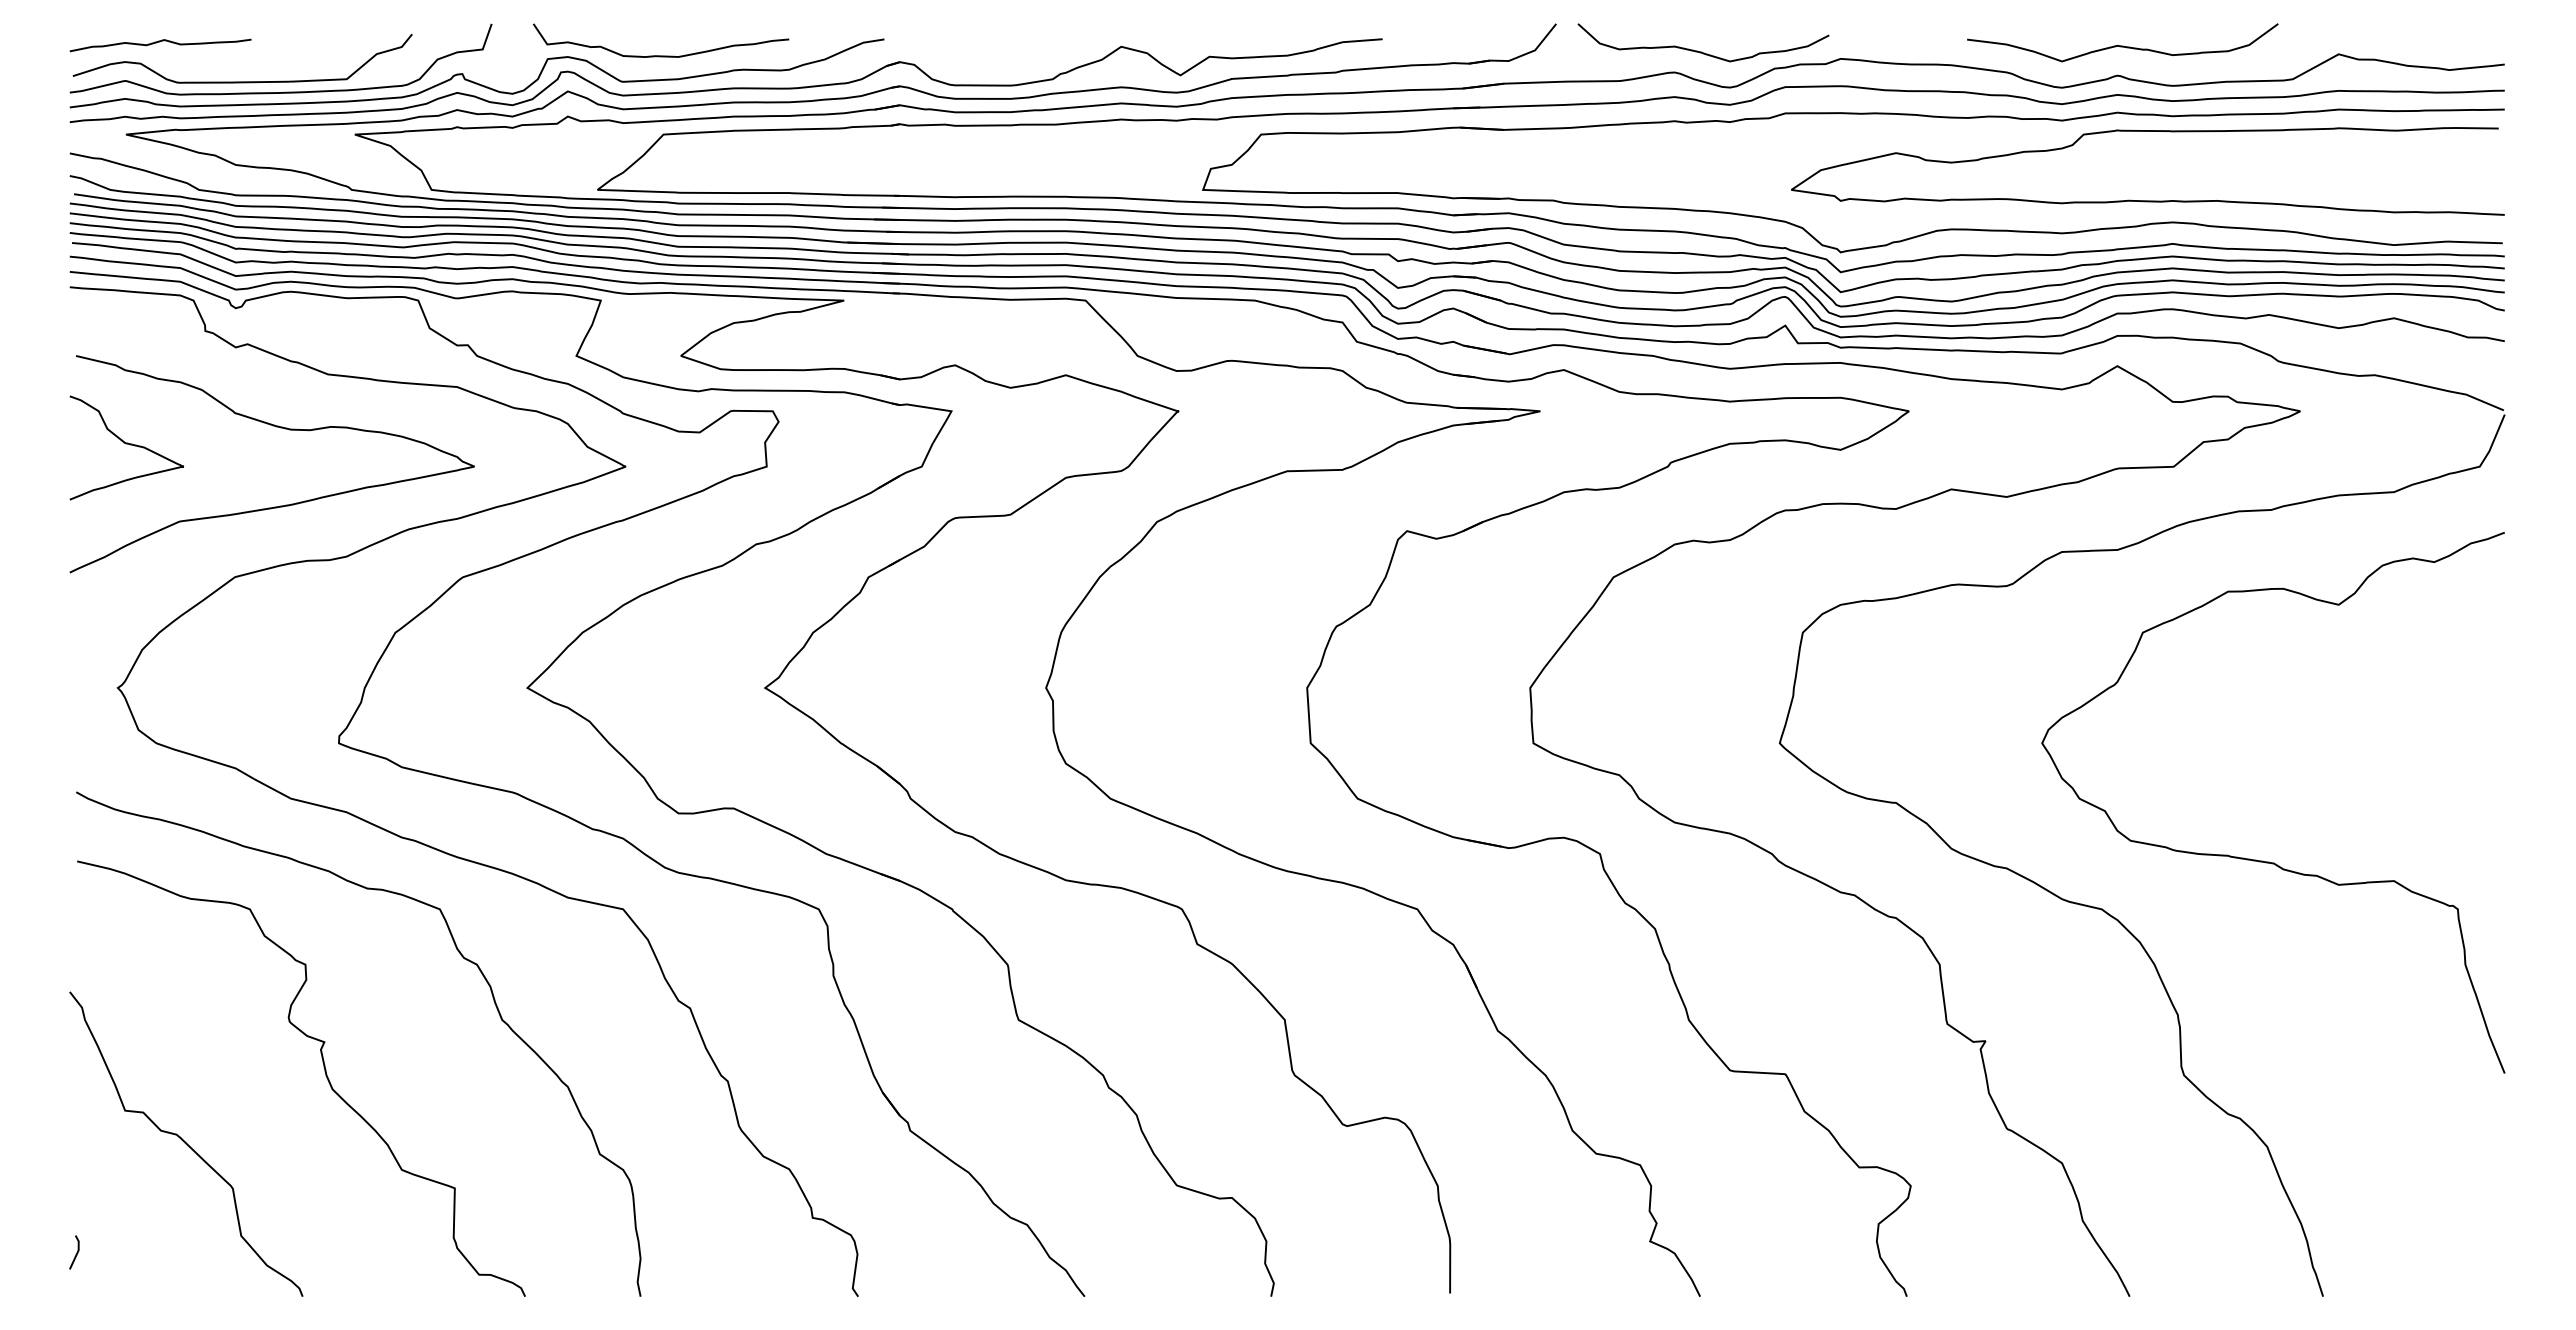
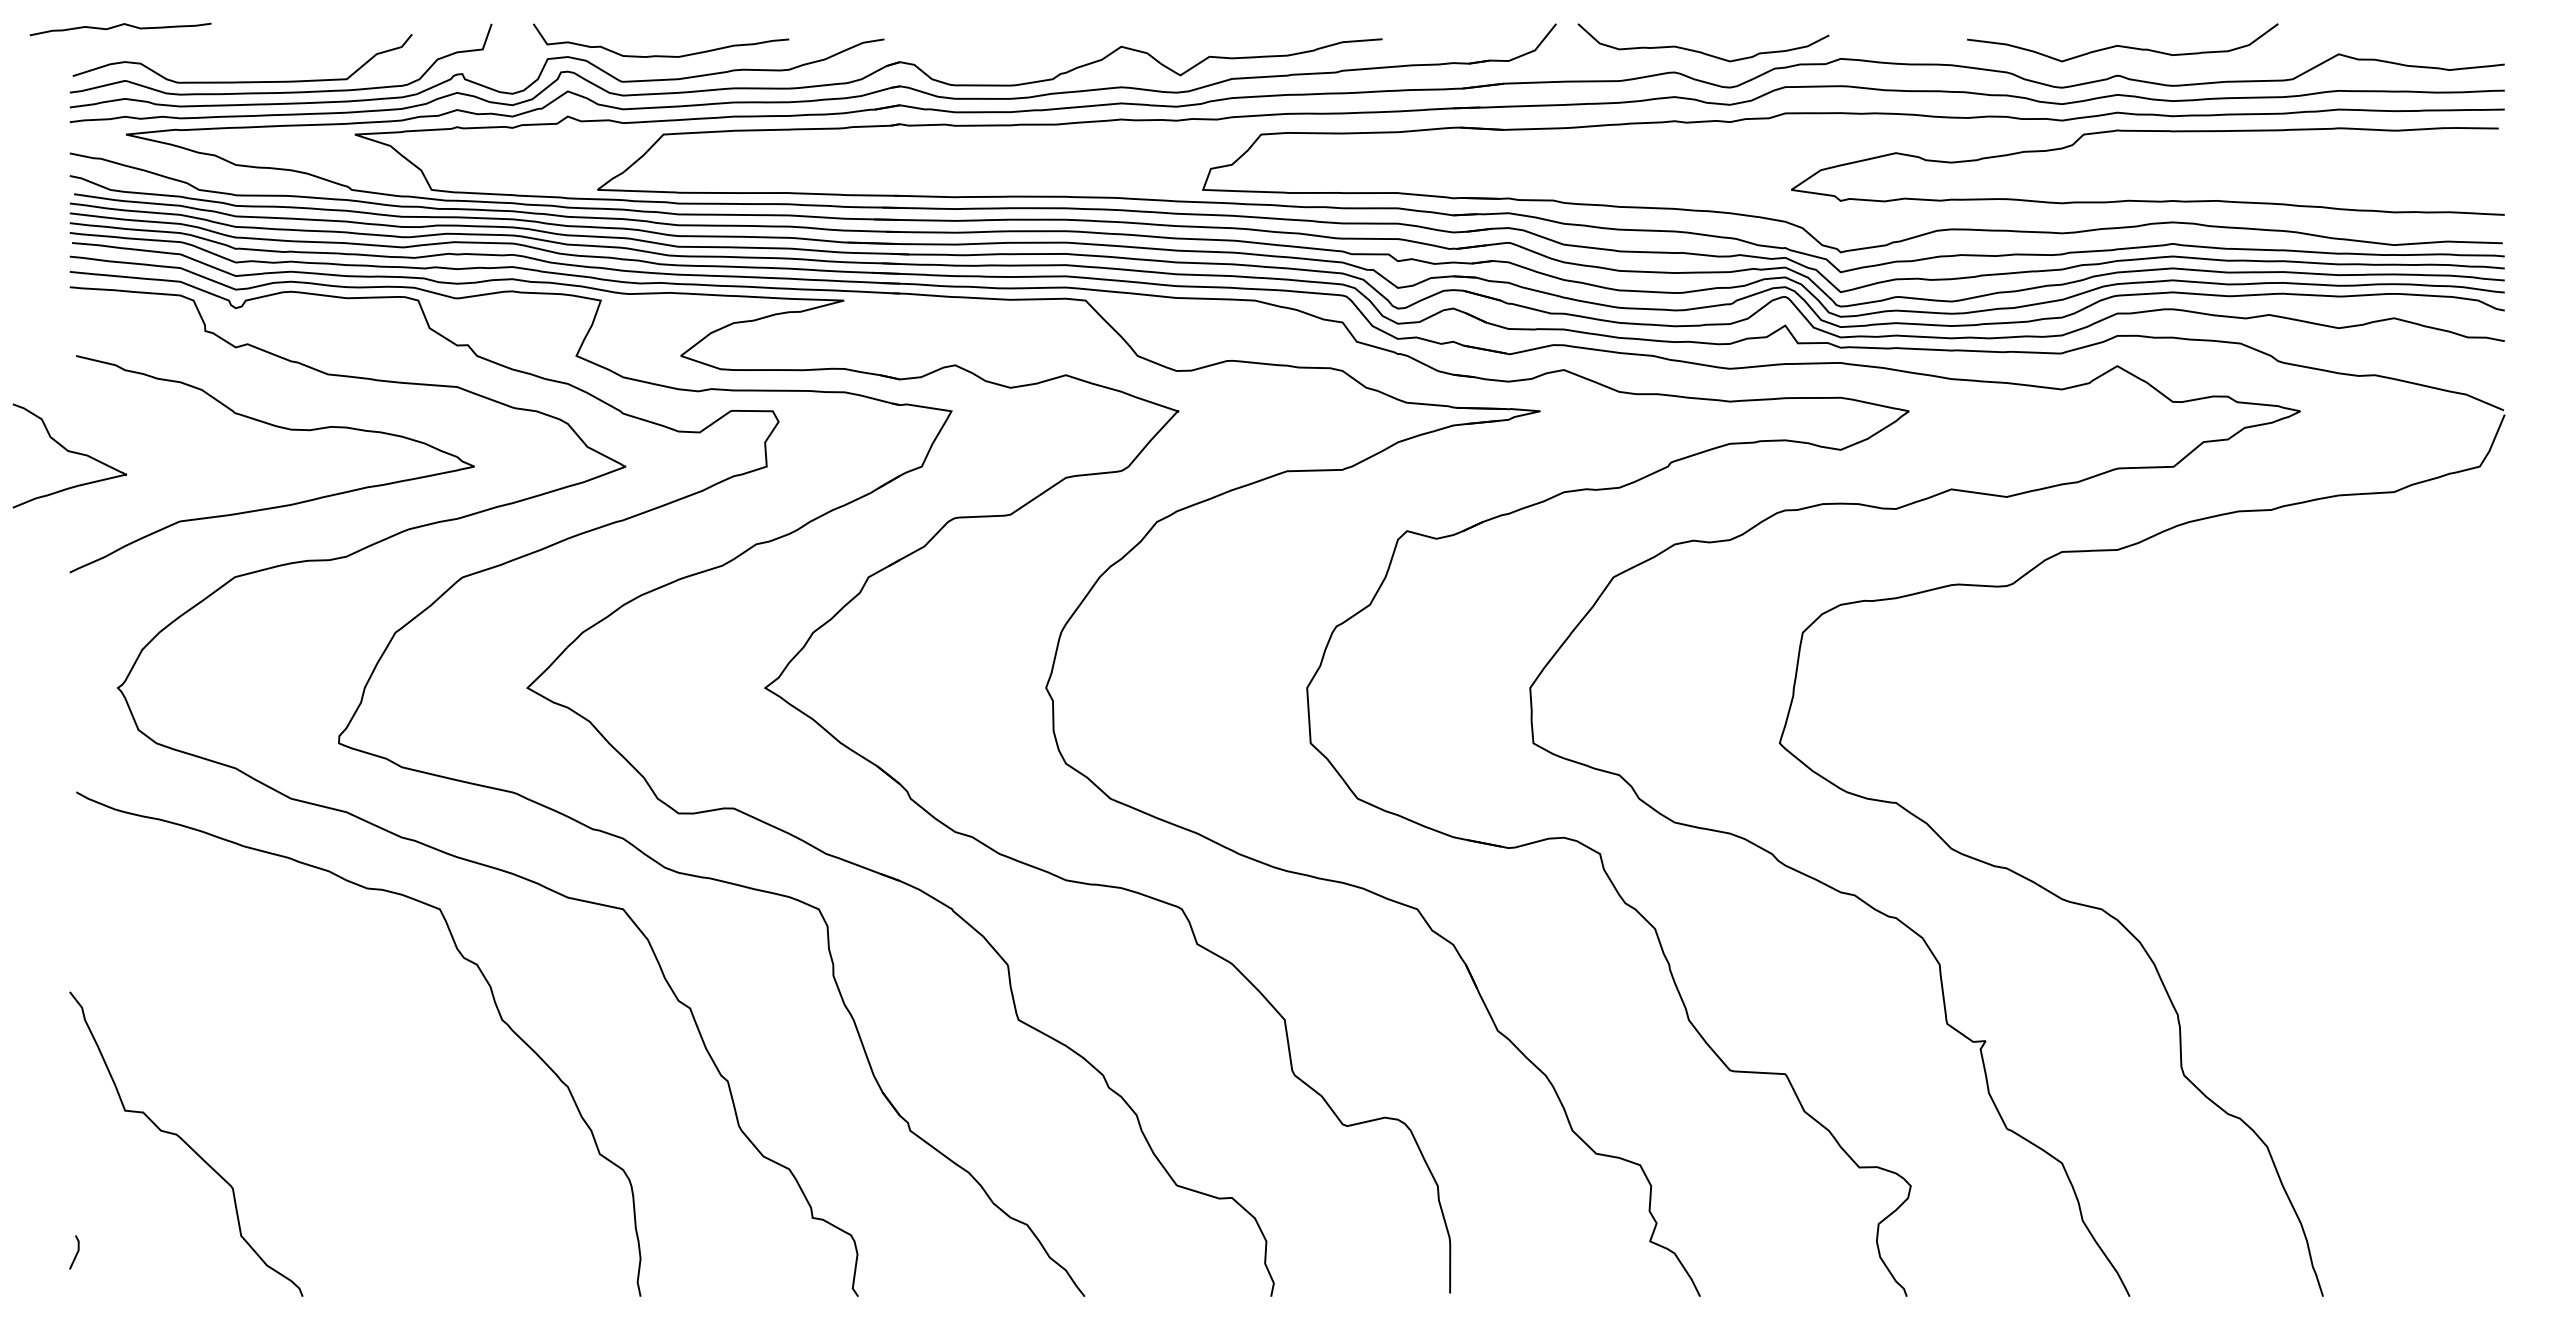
curve position: (160, 42) -> (120, 26) (120, 26)
curve position: (126, 444) -> (69, 452) (69, 452)
curve: present -> none (2262, 860)
curve: present -> none (324, 1071)
